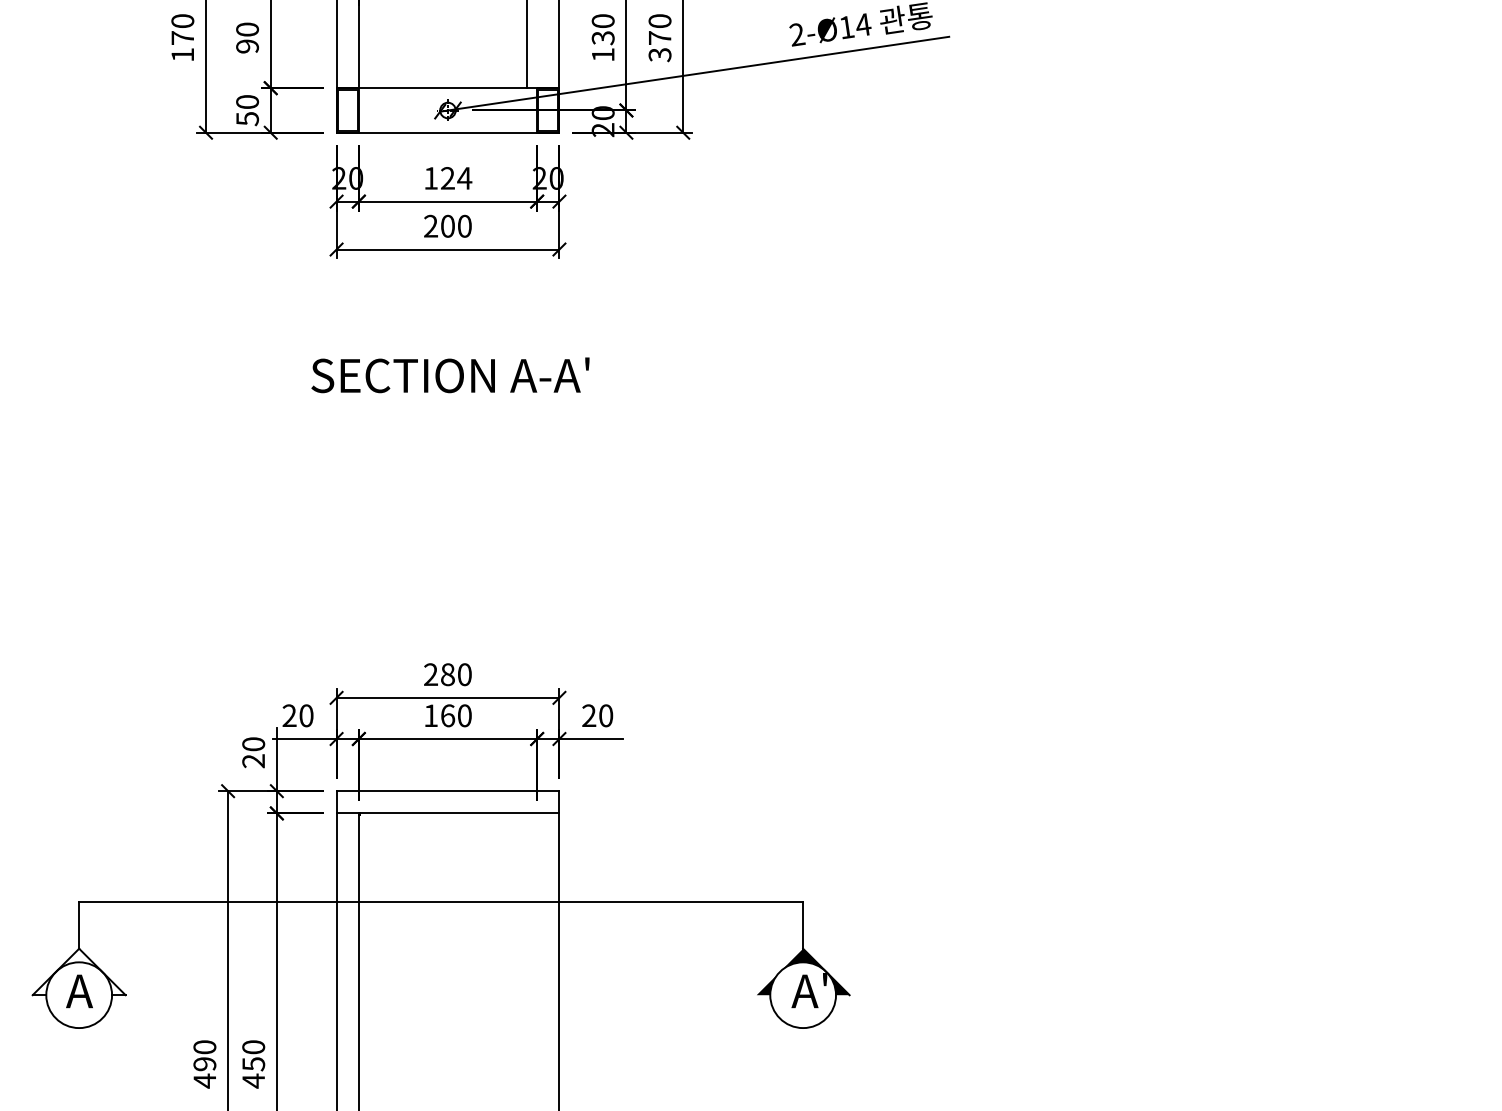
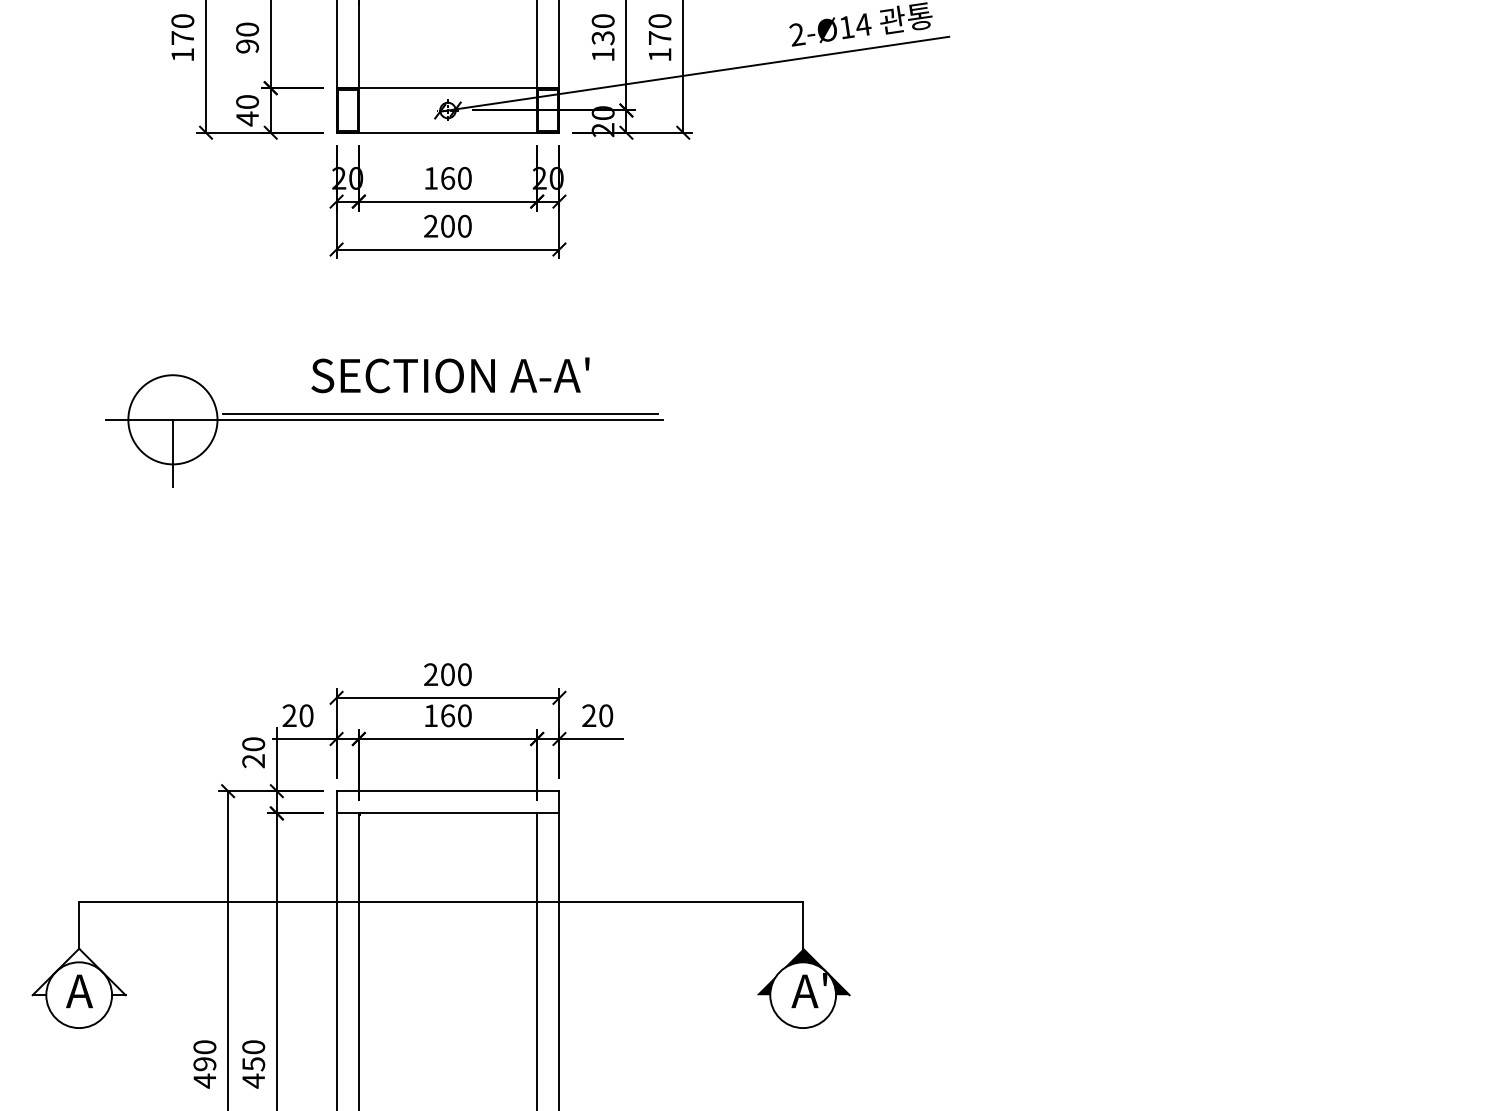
line position: (527, 45) -> (537, 45) (537, 45)
text: 370 -> 170 (659, 55)
text: 50 -> 40 (247, 118)
text: 124 -> 160 (456, 178)
part: none -> present (384, 420)
text: 280 -> 200 (447, 675)
line: none -> present (537, 960)
